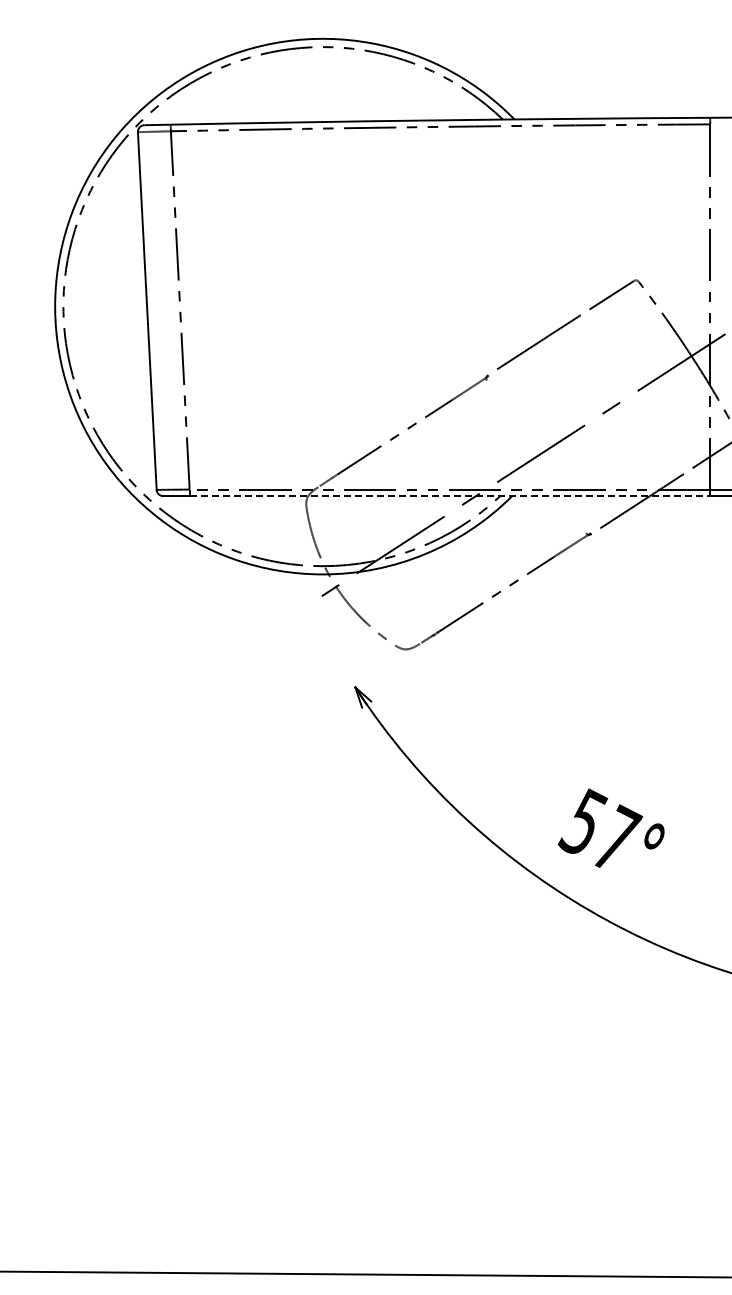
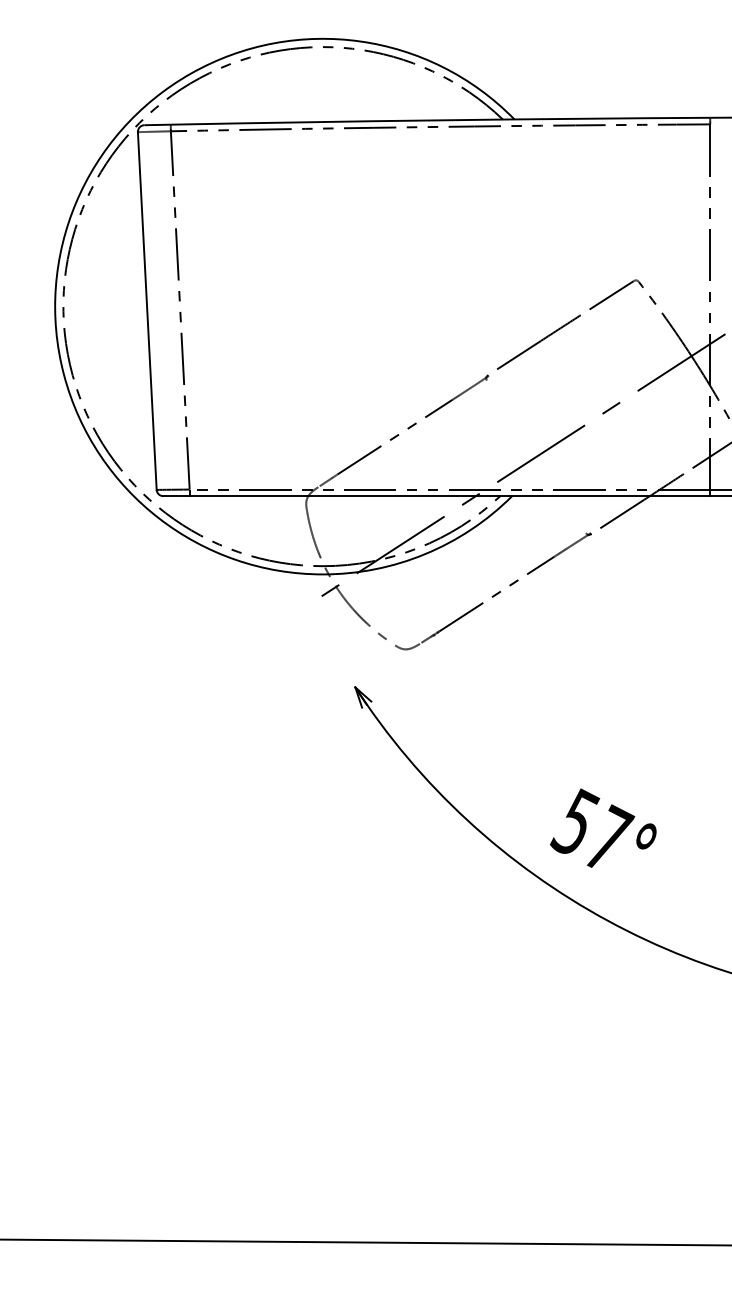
line: dashed -> solid (450, 496)
text position: (611, 827) -> (603, 827) (603, 827)
line position: (365, 1274) -> (365, 1242) (365, 1242)
